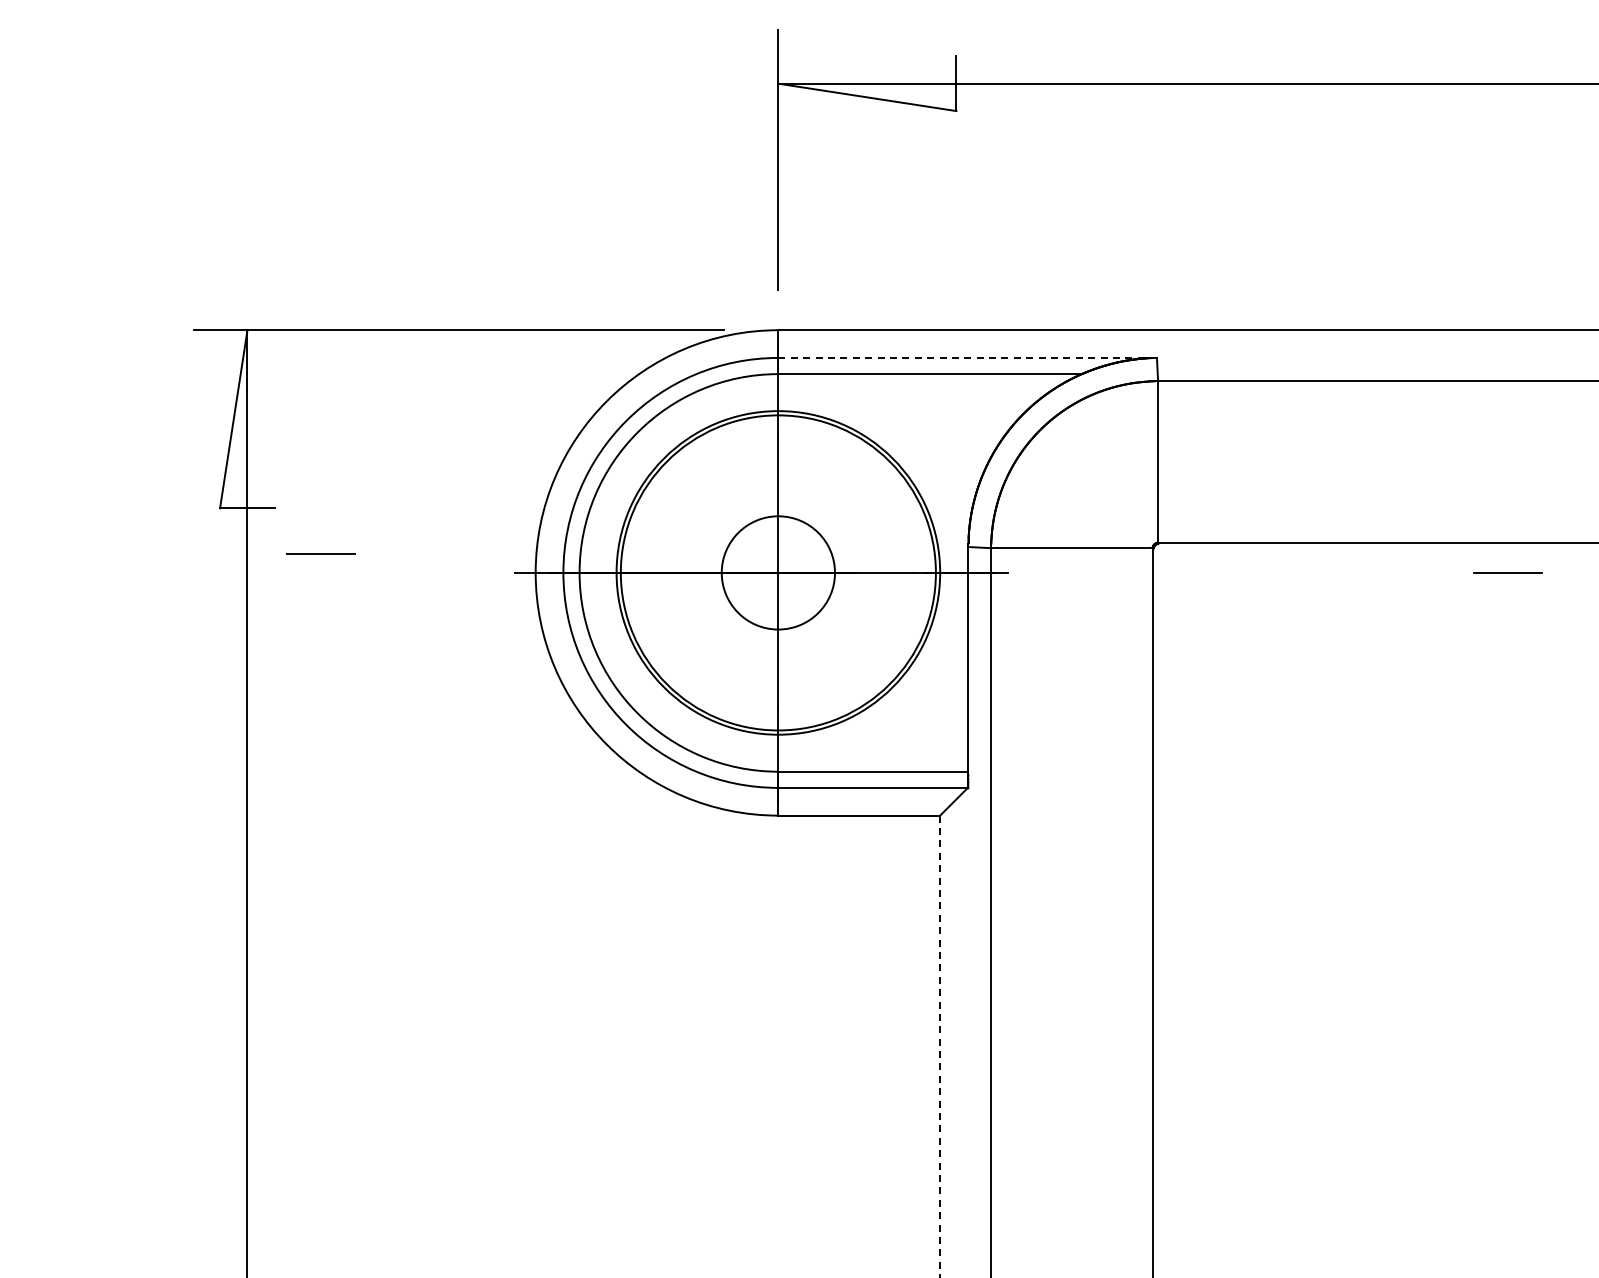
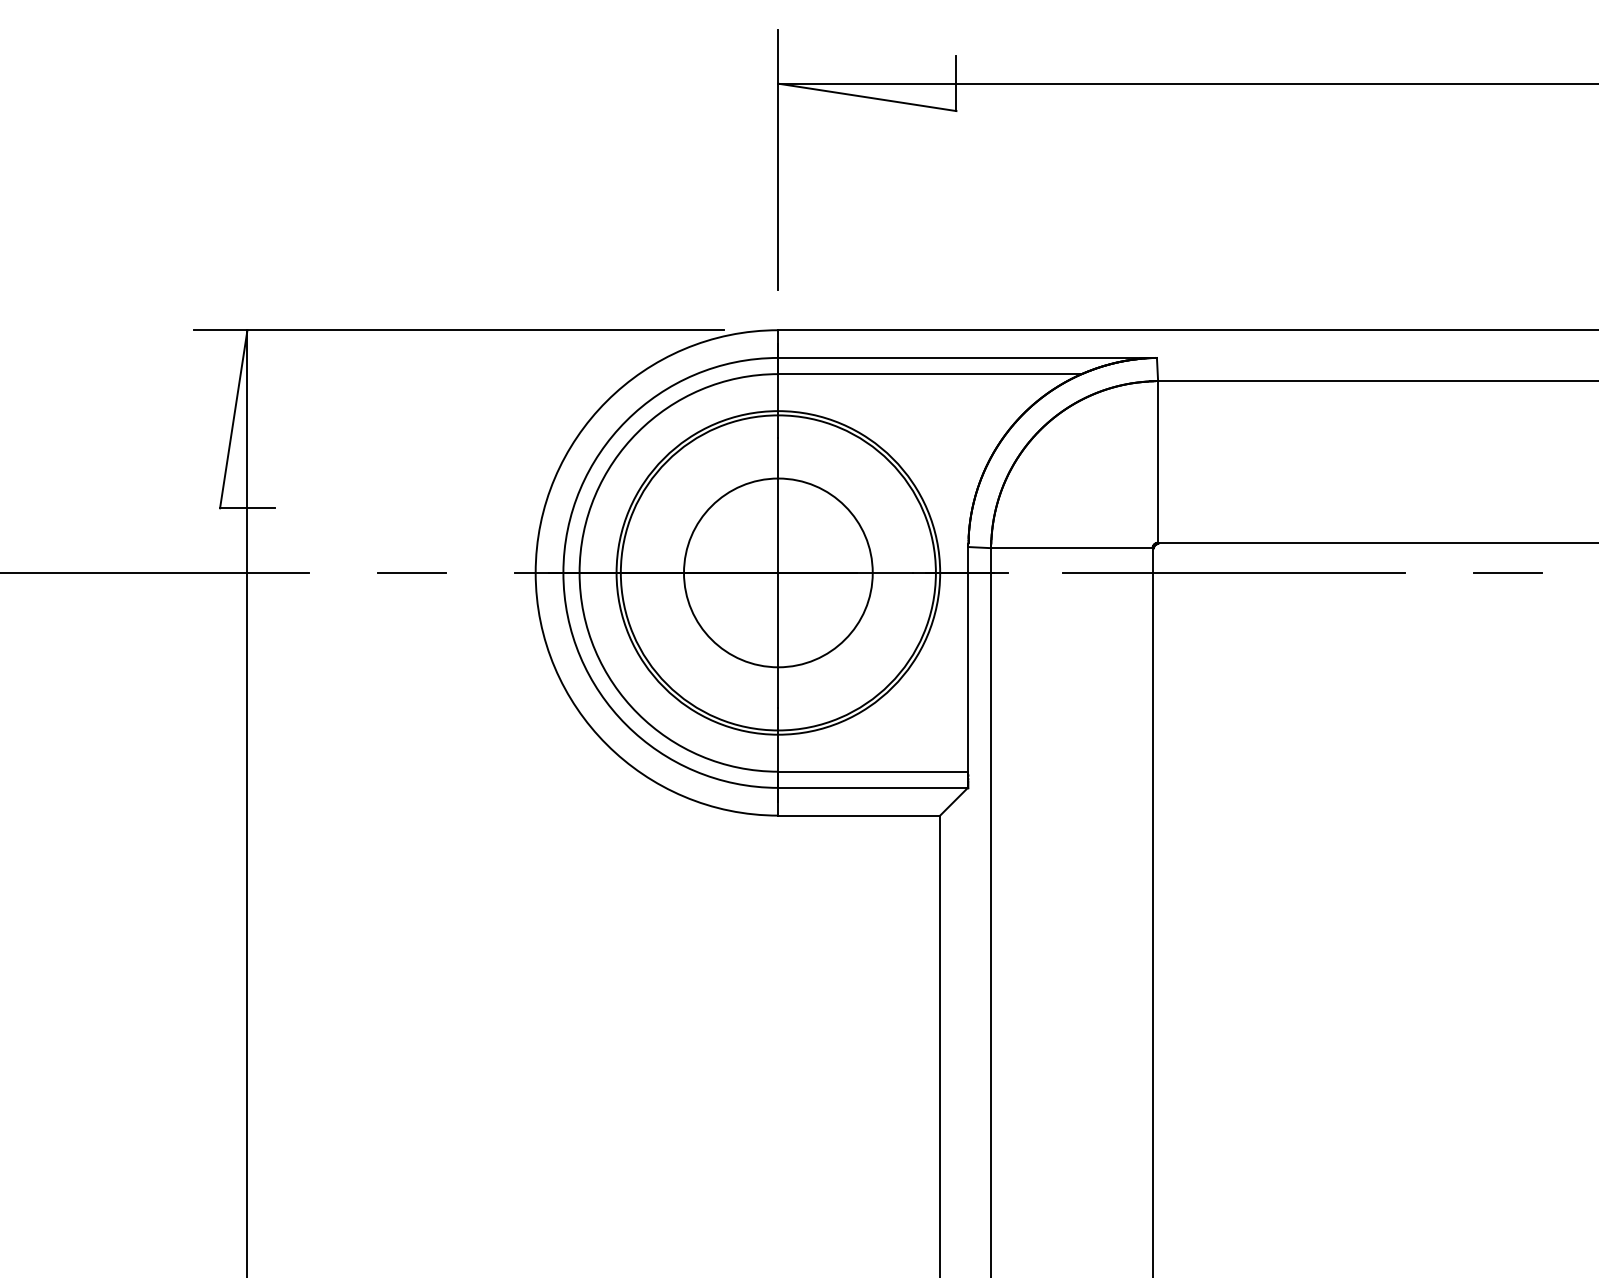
line: dashed -> solid (968, 357)
line position: (320, 553) -> (411, 572) (411, 572)
line: none -> present (155, 572)
circle diameter: 113 px -> 189 px (778, 572)
line: none -> present (1233, 572)
line: dashed -> solid (940, 1046)
